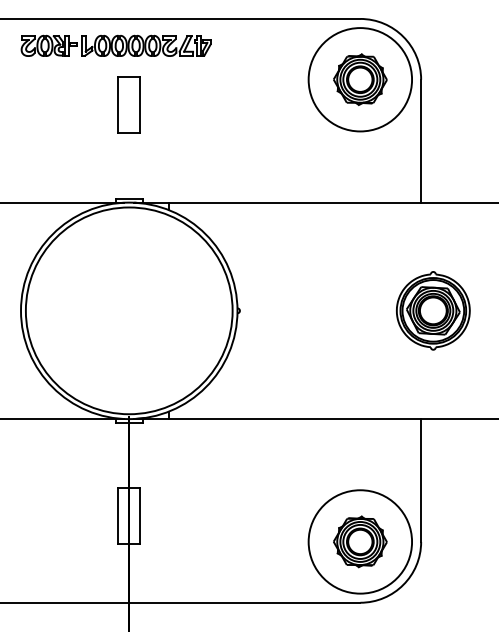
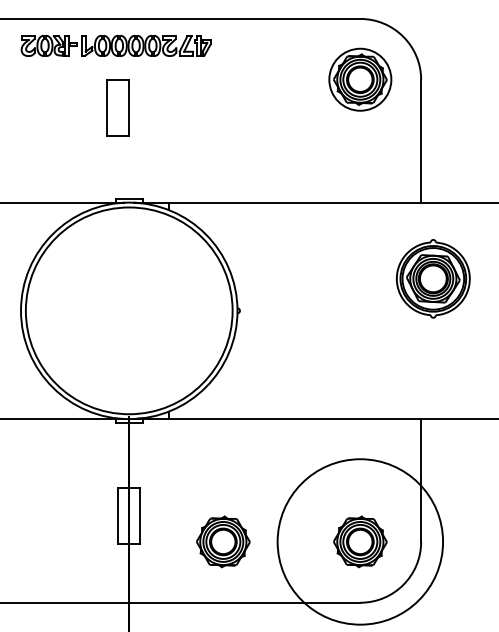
circle diameter: 103 px -> 62 px (360, 79)
part position: (128, 104) -> (117, 107) (117, 107)
part position: (433, 310) -> (433, 278) (433, 278)
part: none -> present (223, 541)
circle diameter: 103 px -> 165 px (360, 541)
